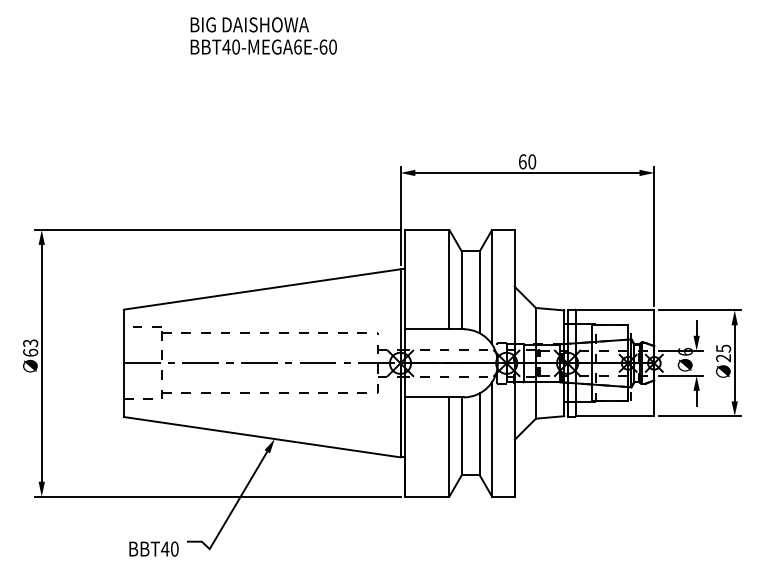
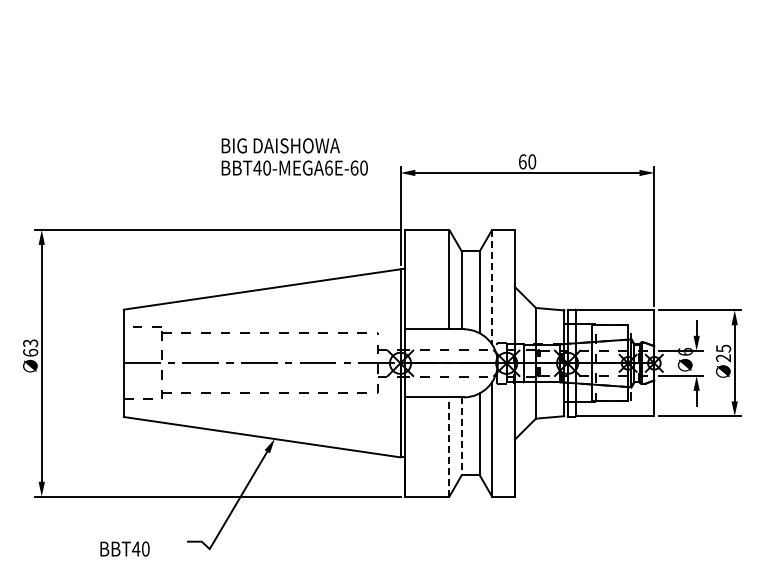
text position: (263, 35) -> (294, 156) (294, 156)
line: solid -> dashed (492, 287)
line: solid -> dashed (461, 436)
line: solid -> dashed (449, 446)
text position: (153, 548) -> (124, 548) (124, 548)
